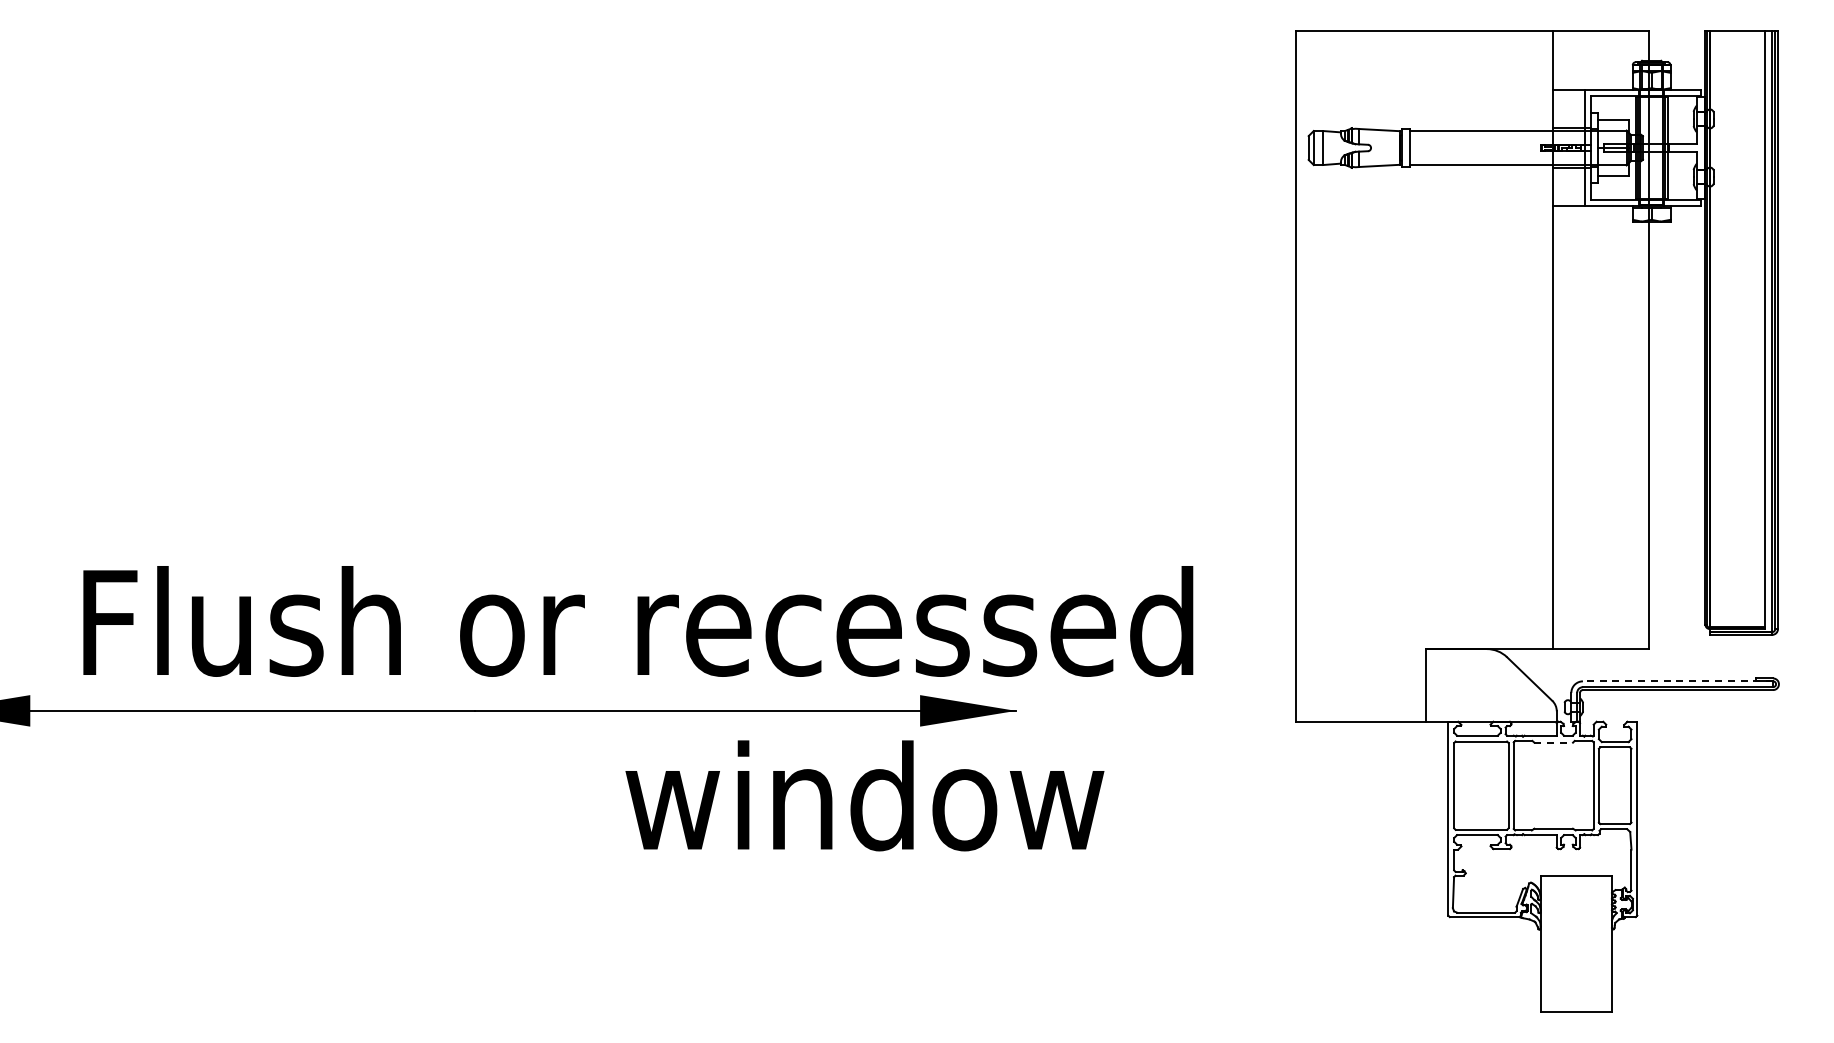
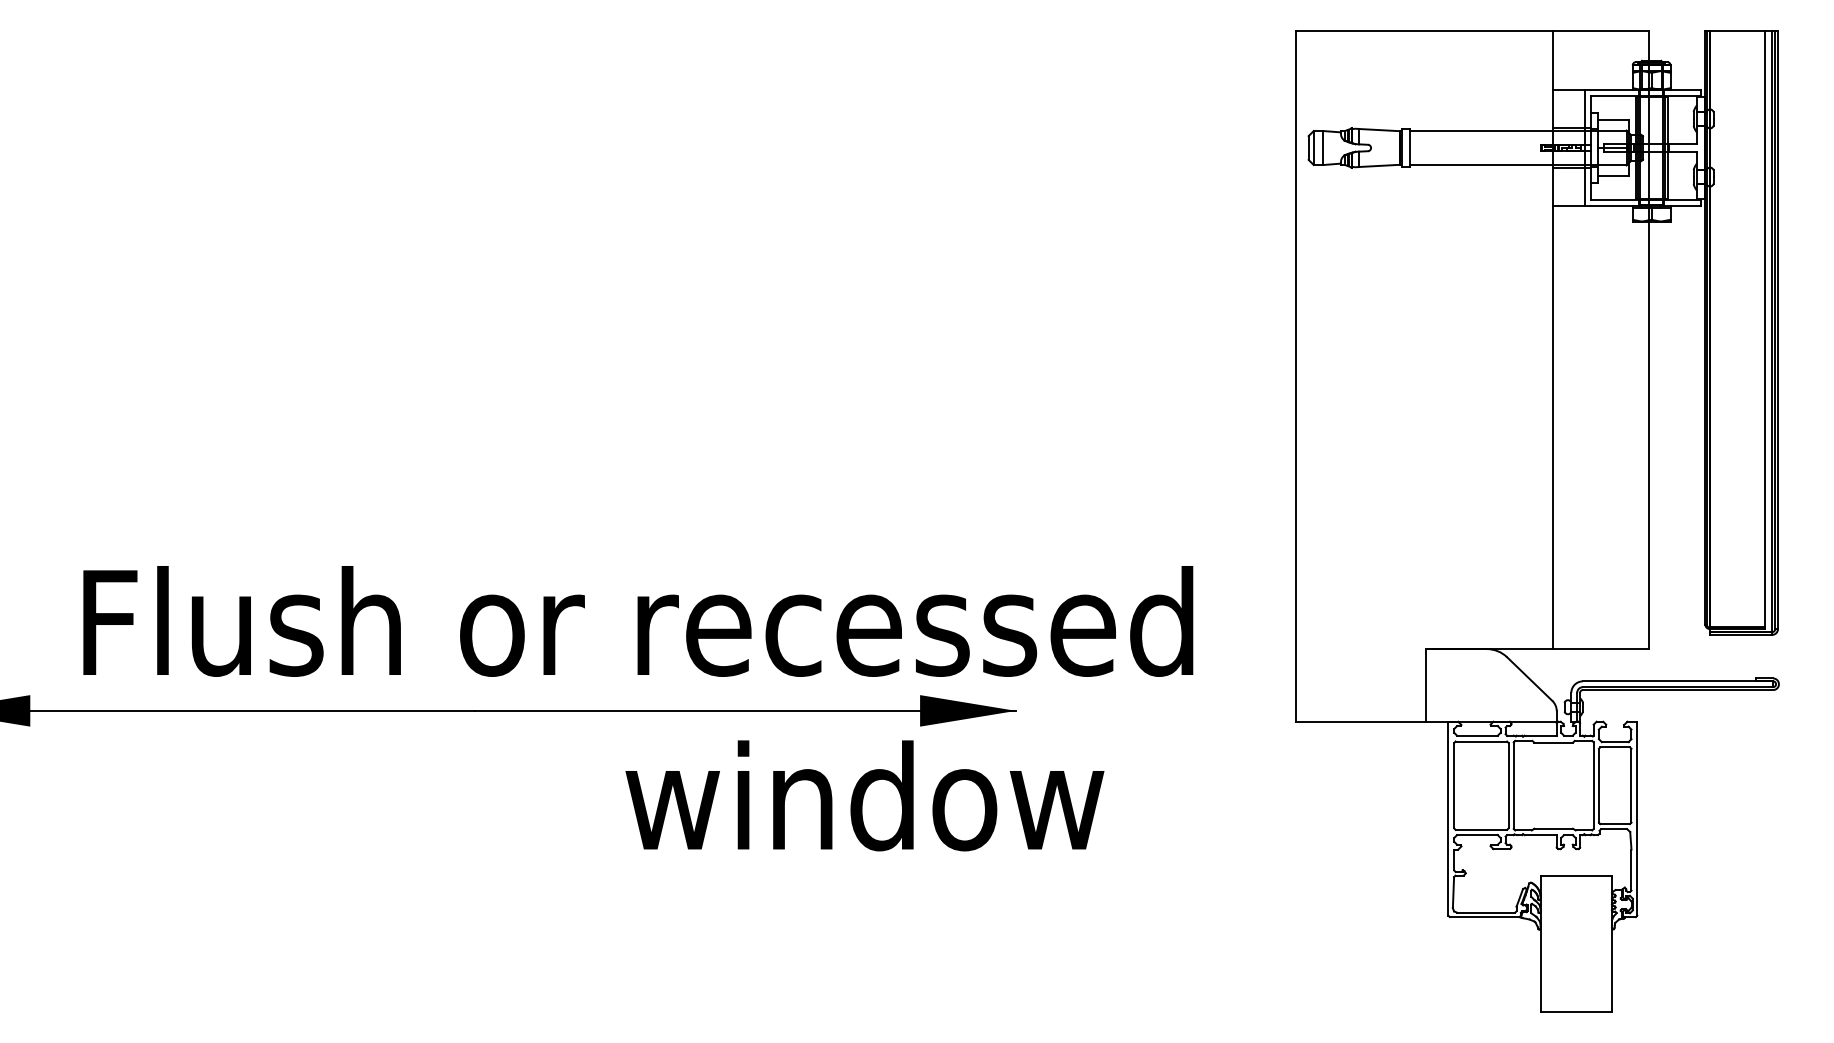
line: dashed -> solid (1677, 681)
line: dashed -> solid (1554, 742)
